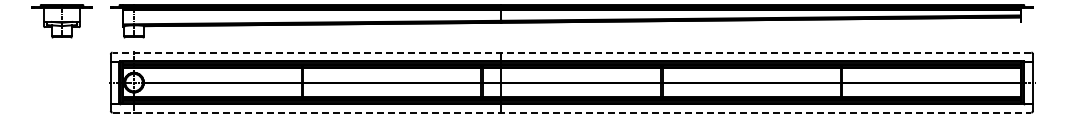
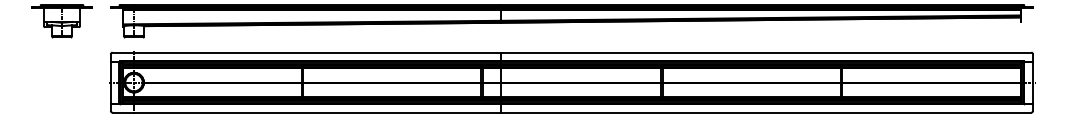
line: dashed -> solid (571, 52)
line: dashed -> solid (572, 112)
